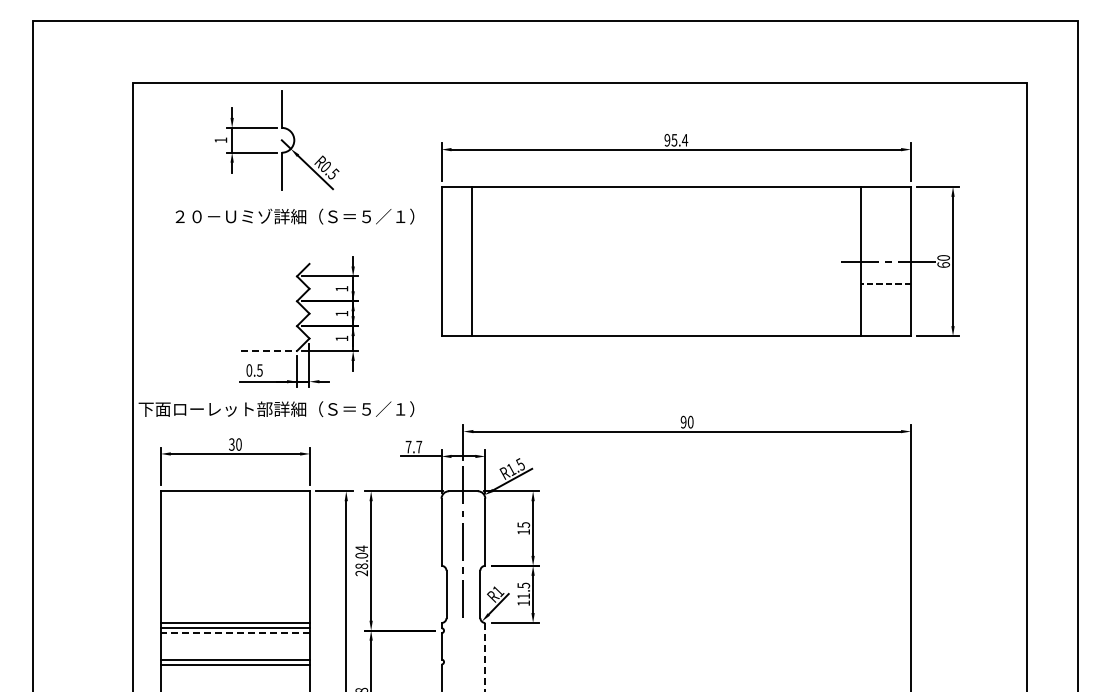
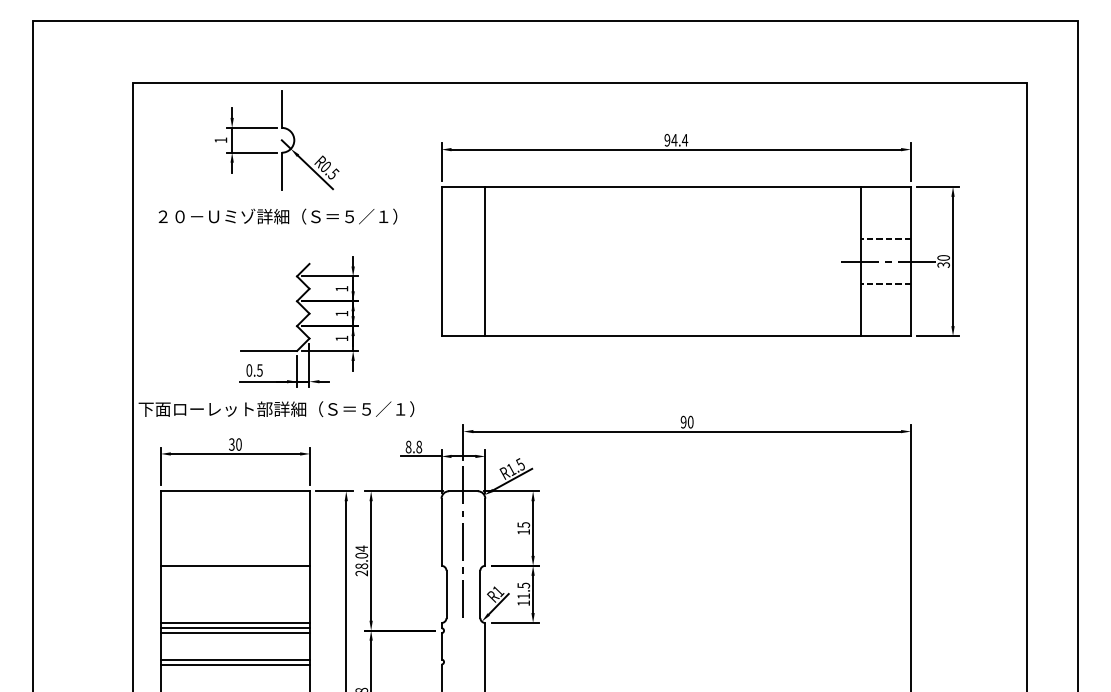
text: 95.4 -> 94.4 (674, 140)
text position: (294, 216) -> (277, 216) (277, 216)
line: none -> present (886, 239)
line position: (472, 261) -> (485, 261) (485, 261)
text: 60 -> 30 (943, 264)
line: dashed -> solid (269, 351)
text: 7.7 -> 8.8 (413, 446)
line: none -> present (235, 565)
line: dashed -> solid (235, 633)
line: dashed -> solid (485, 657)
